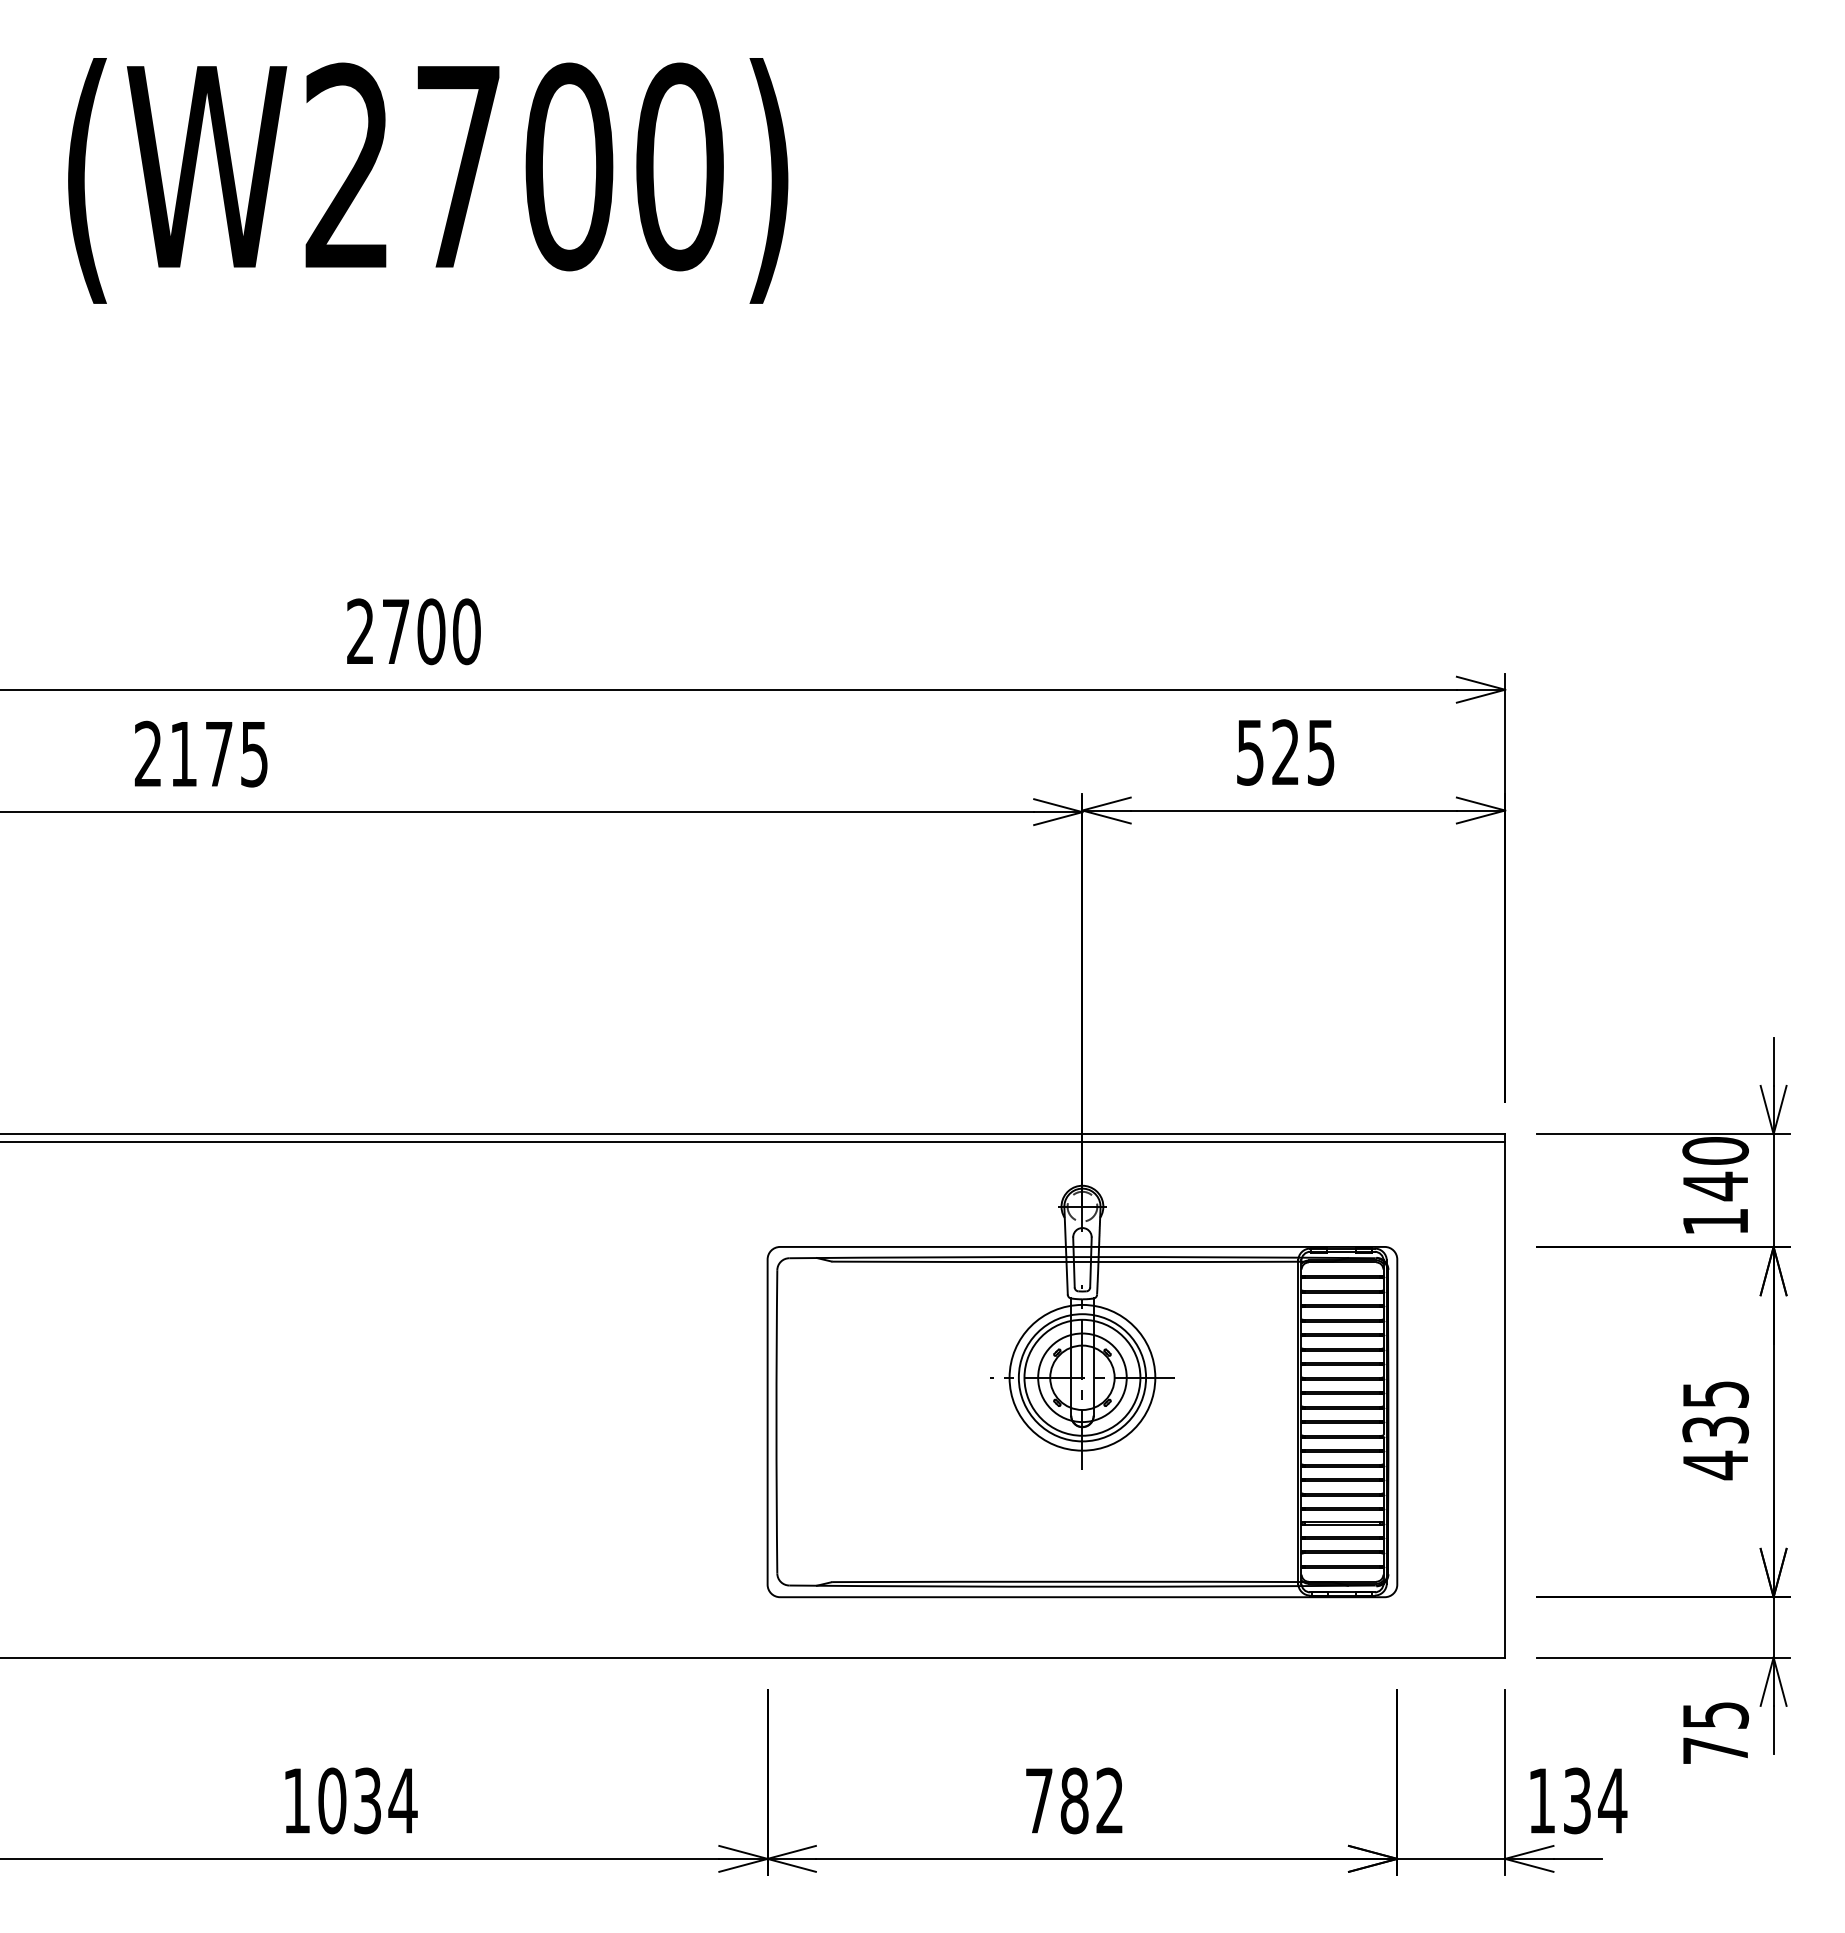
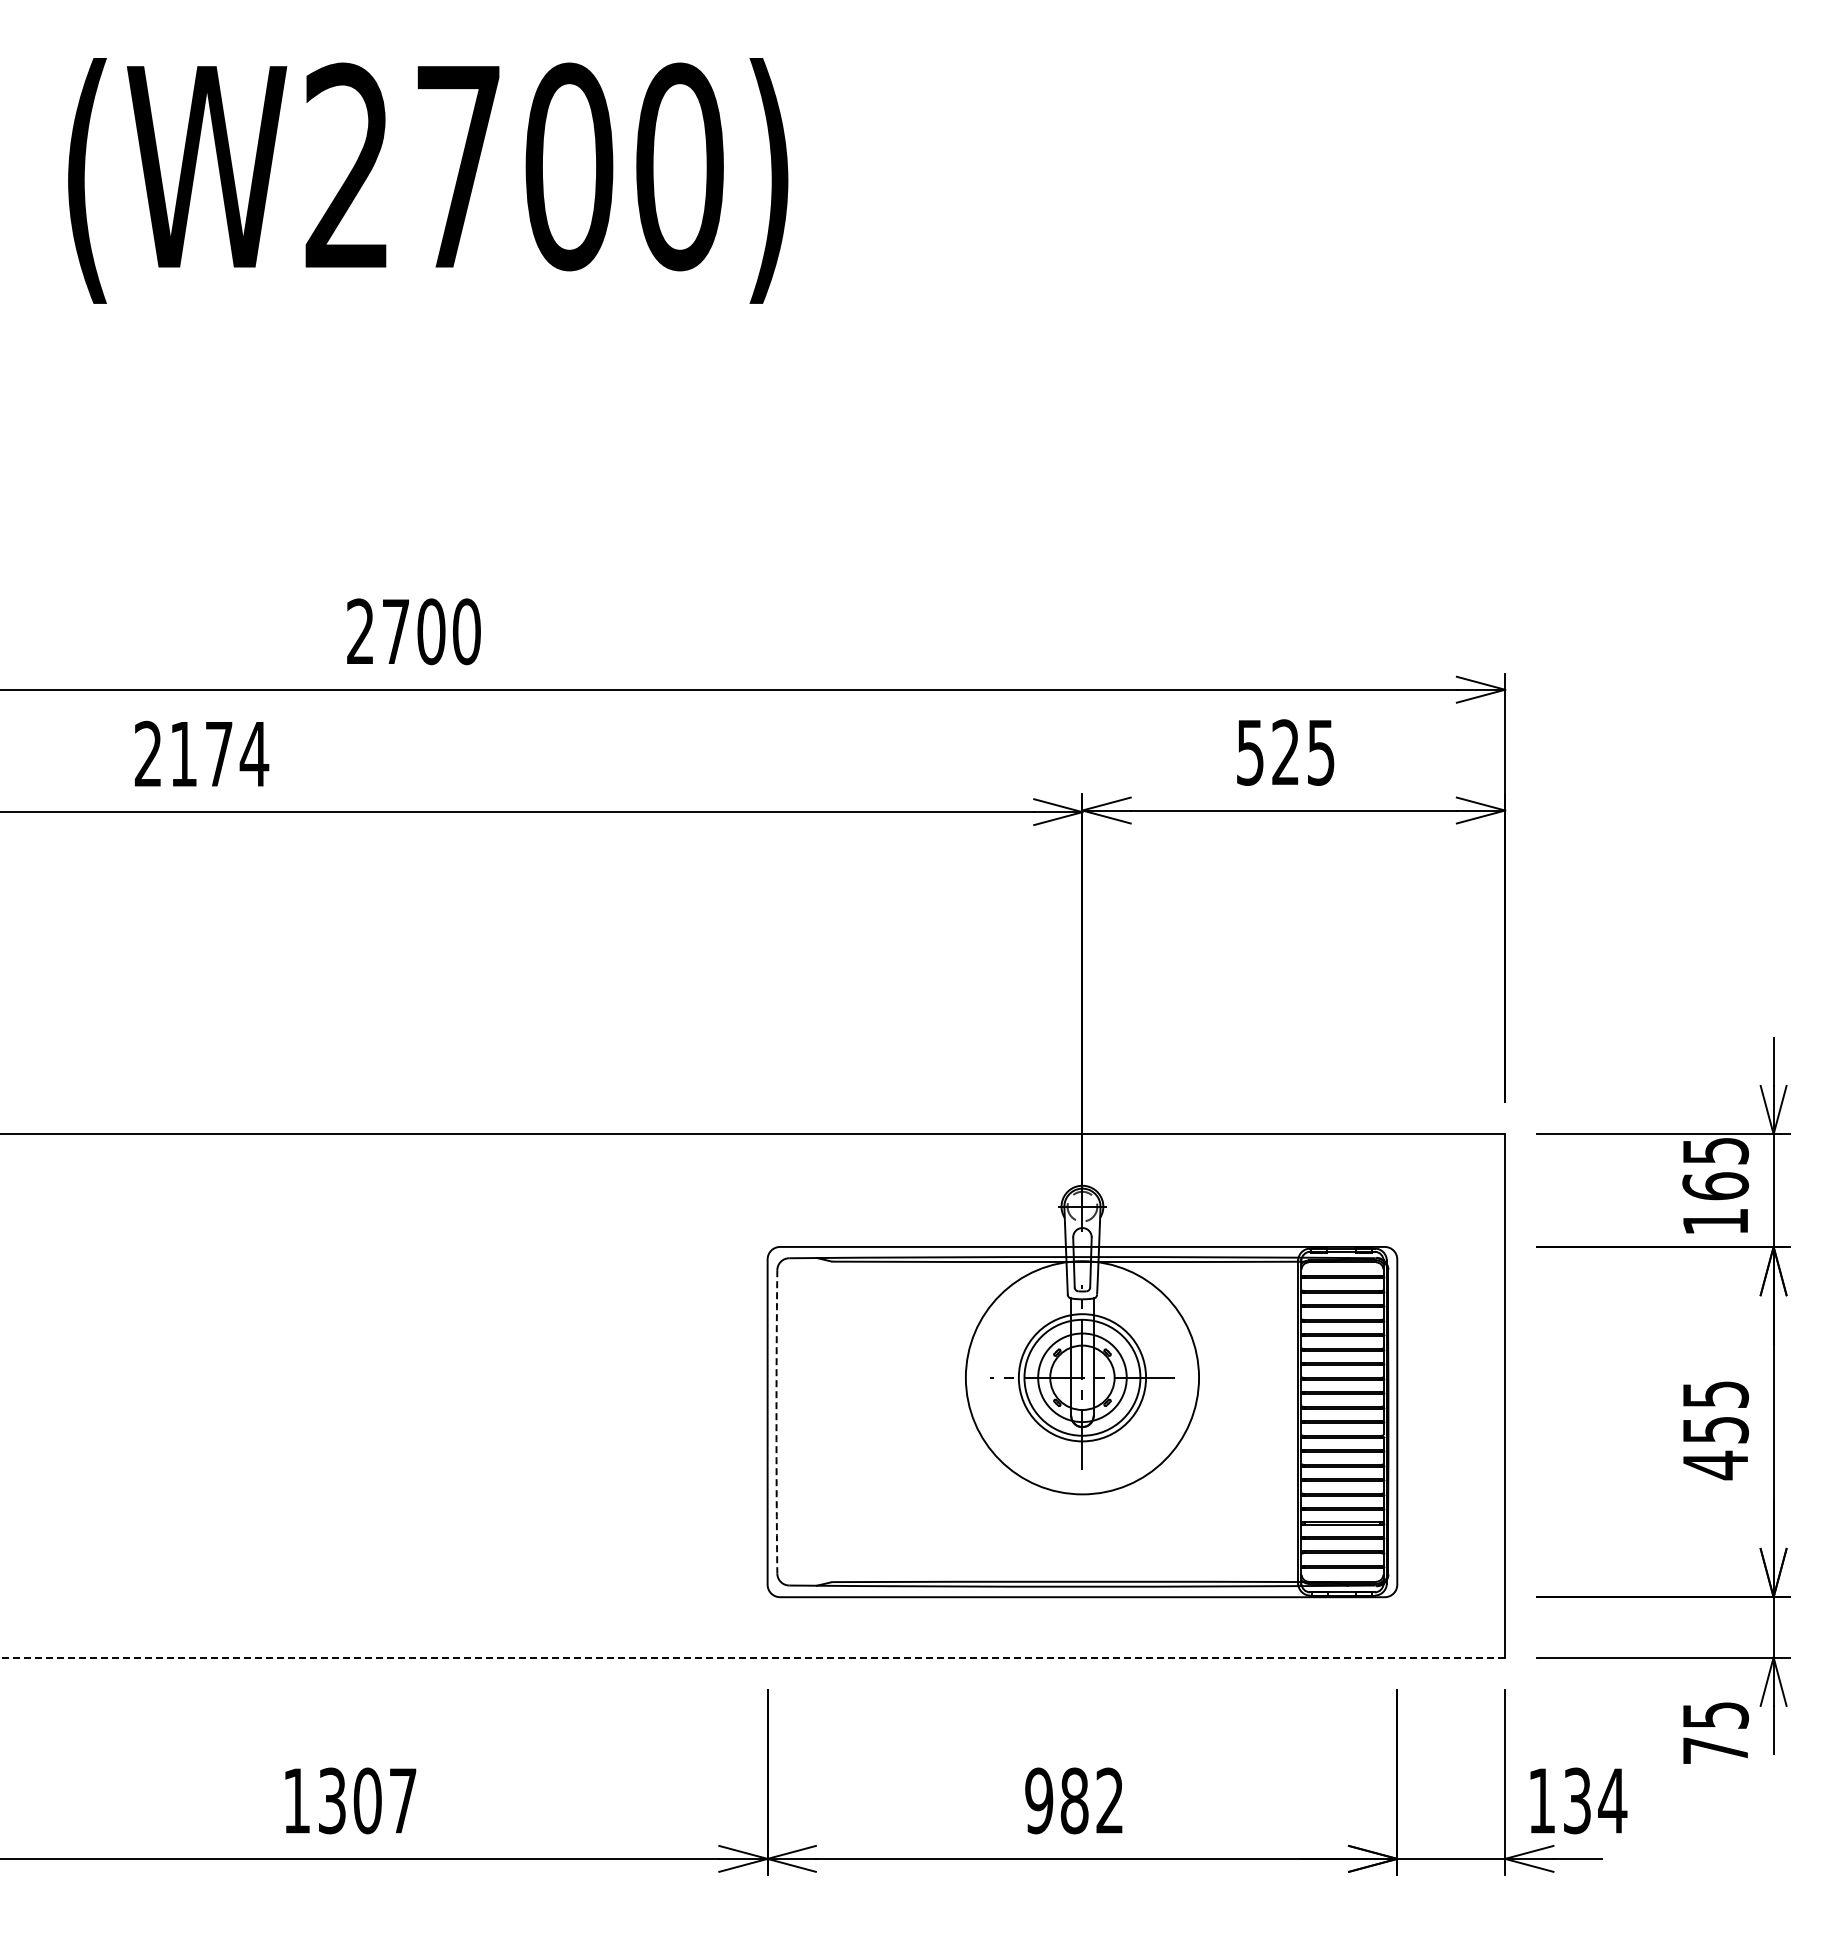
text: 2175 -> 2174 (254, 754)
line: present -> none (753, 1142)
text: 140 -> 165 (1715, 1169)
circle diameter: 146 px -> 233 px (1082, 1377)
arc: solid -> dashed (776, 1421)
text: 435 -> 455 (1715, 1429)
line: solid -> dashed (753, 1657)
text: 1034 -> 1307 (367, 1800)
text: 782 -> 982 (1039, 1800)
